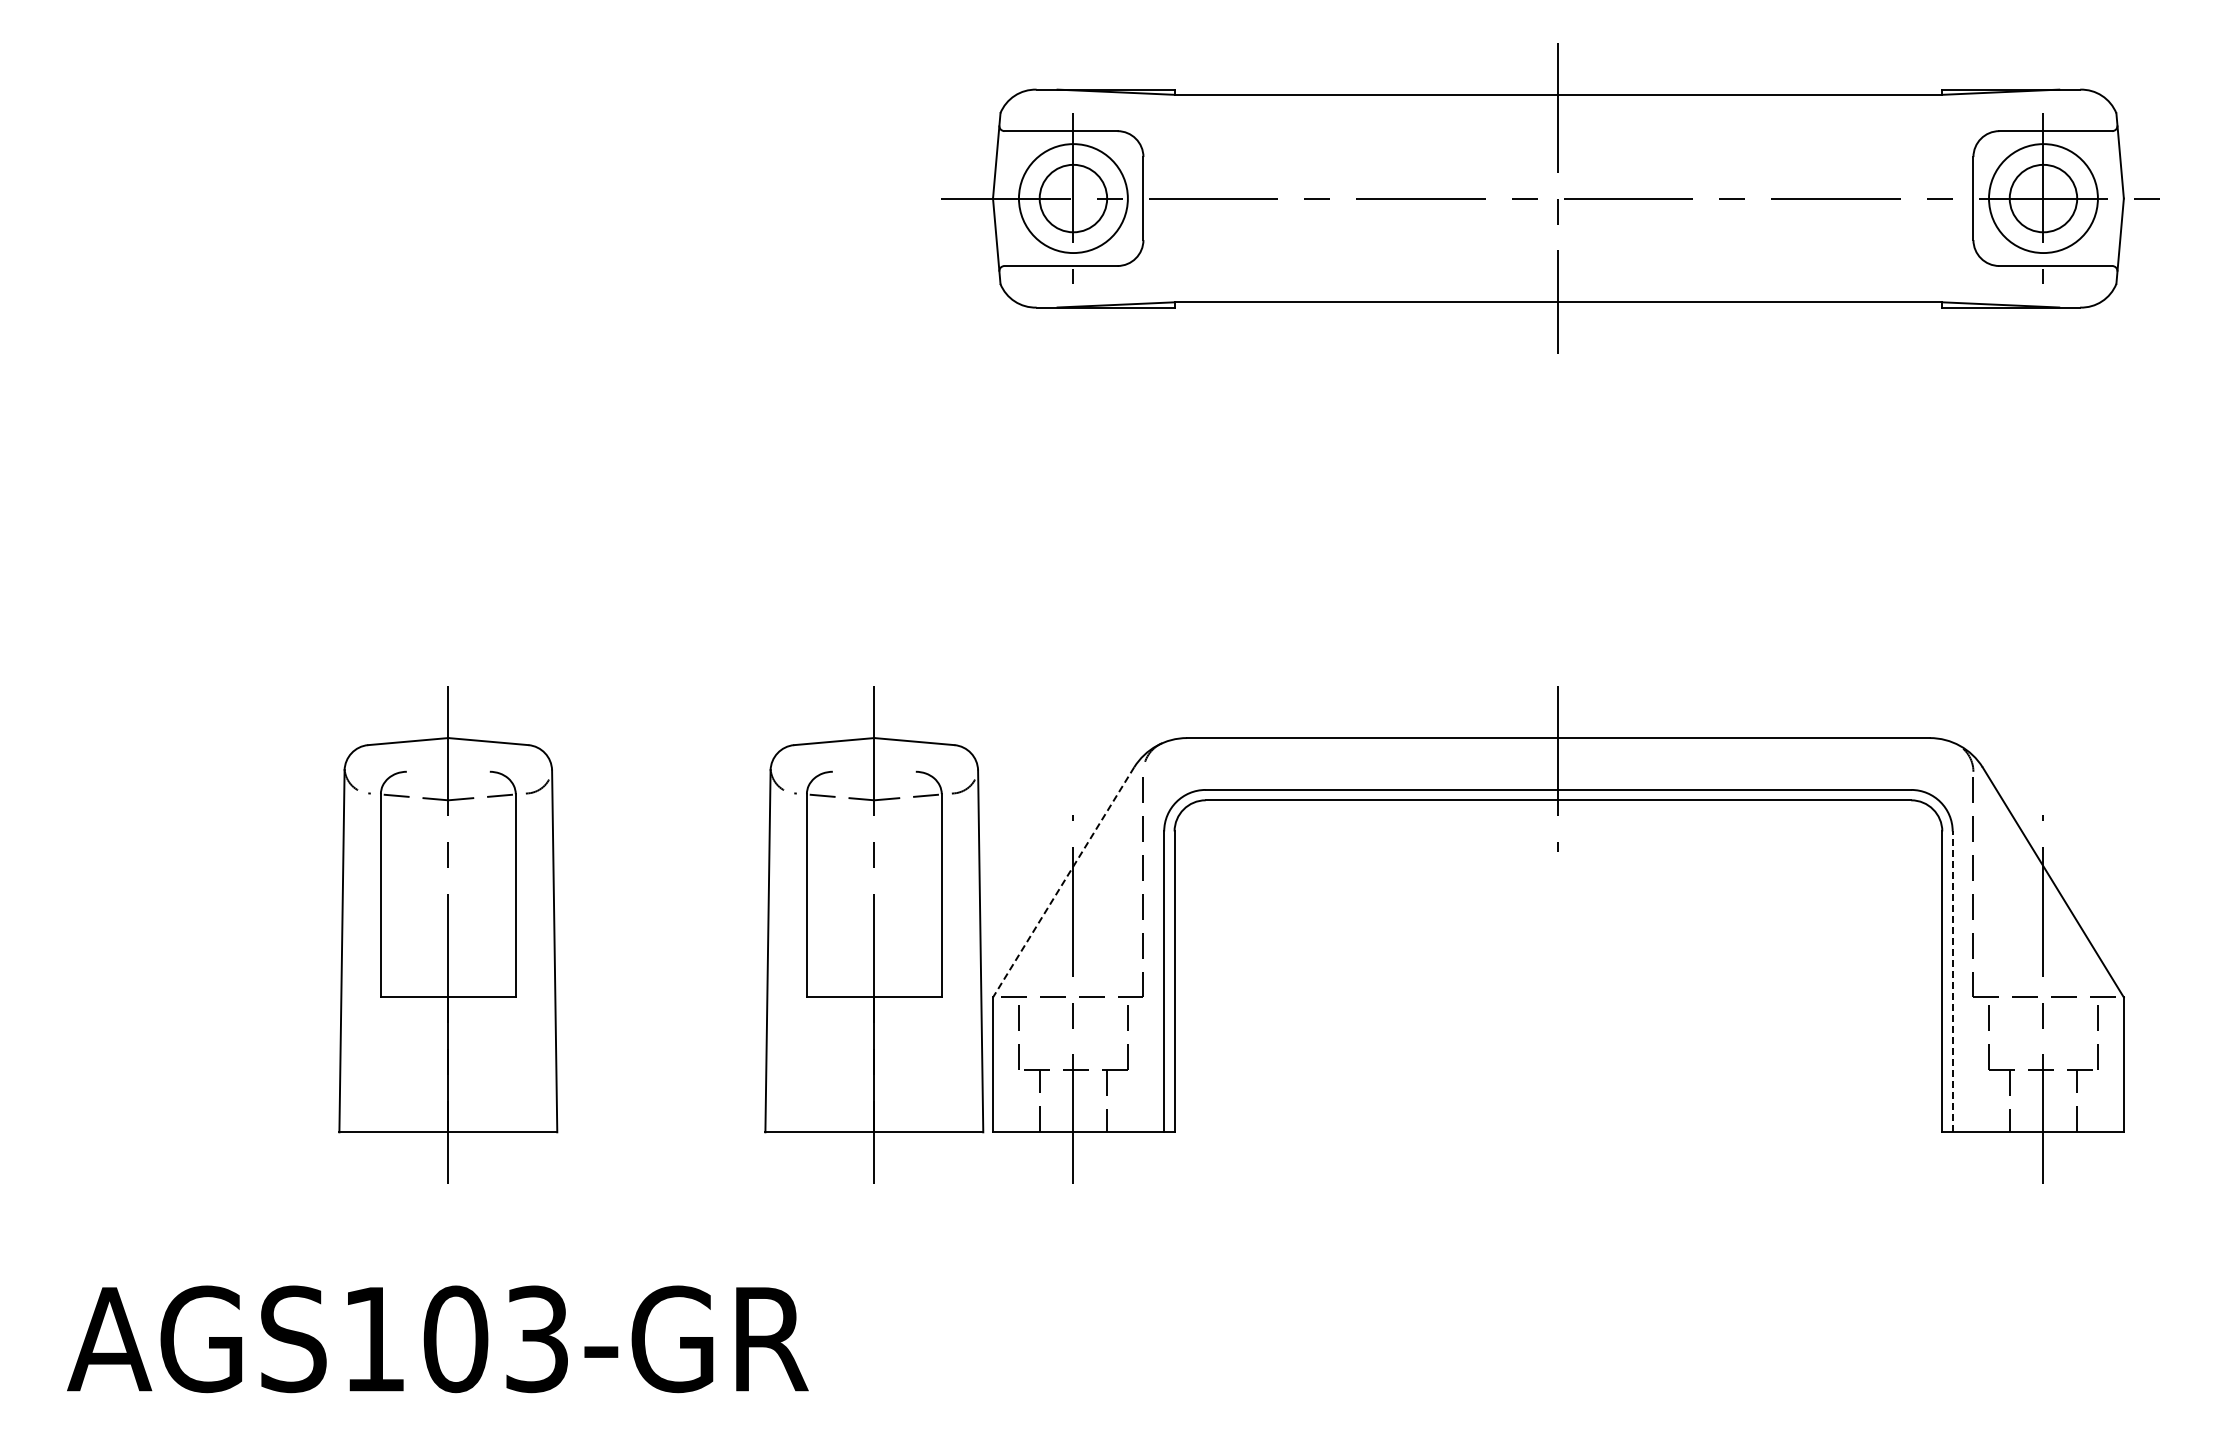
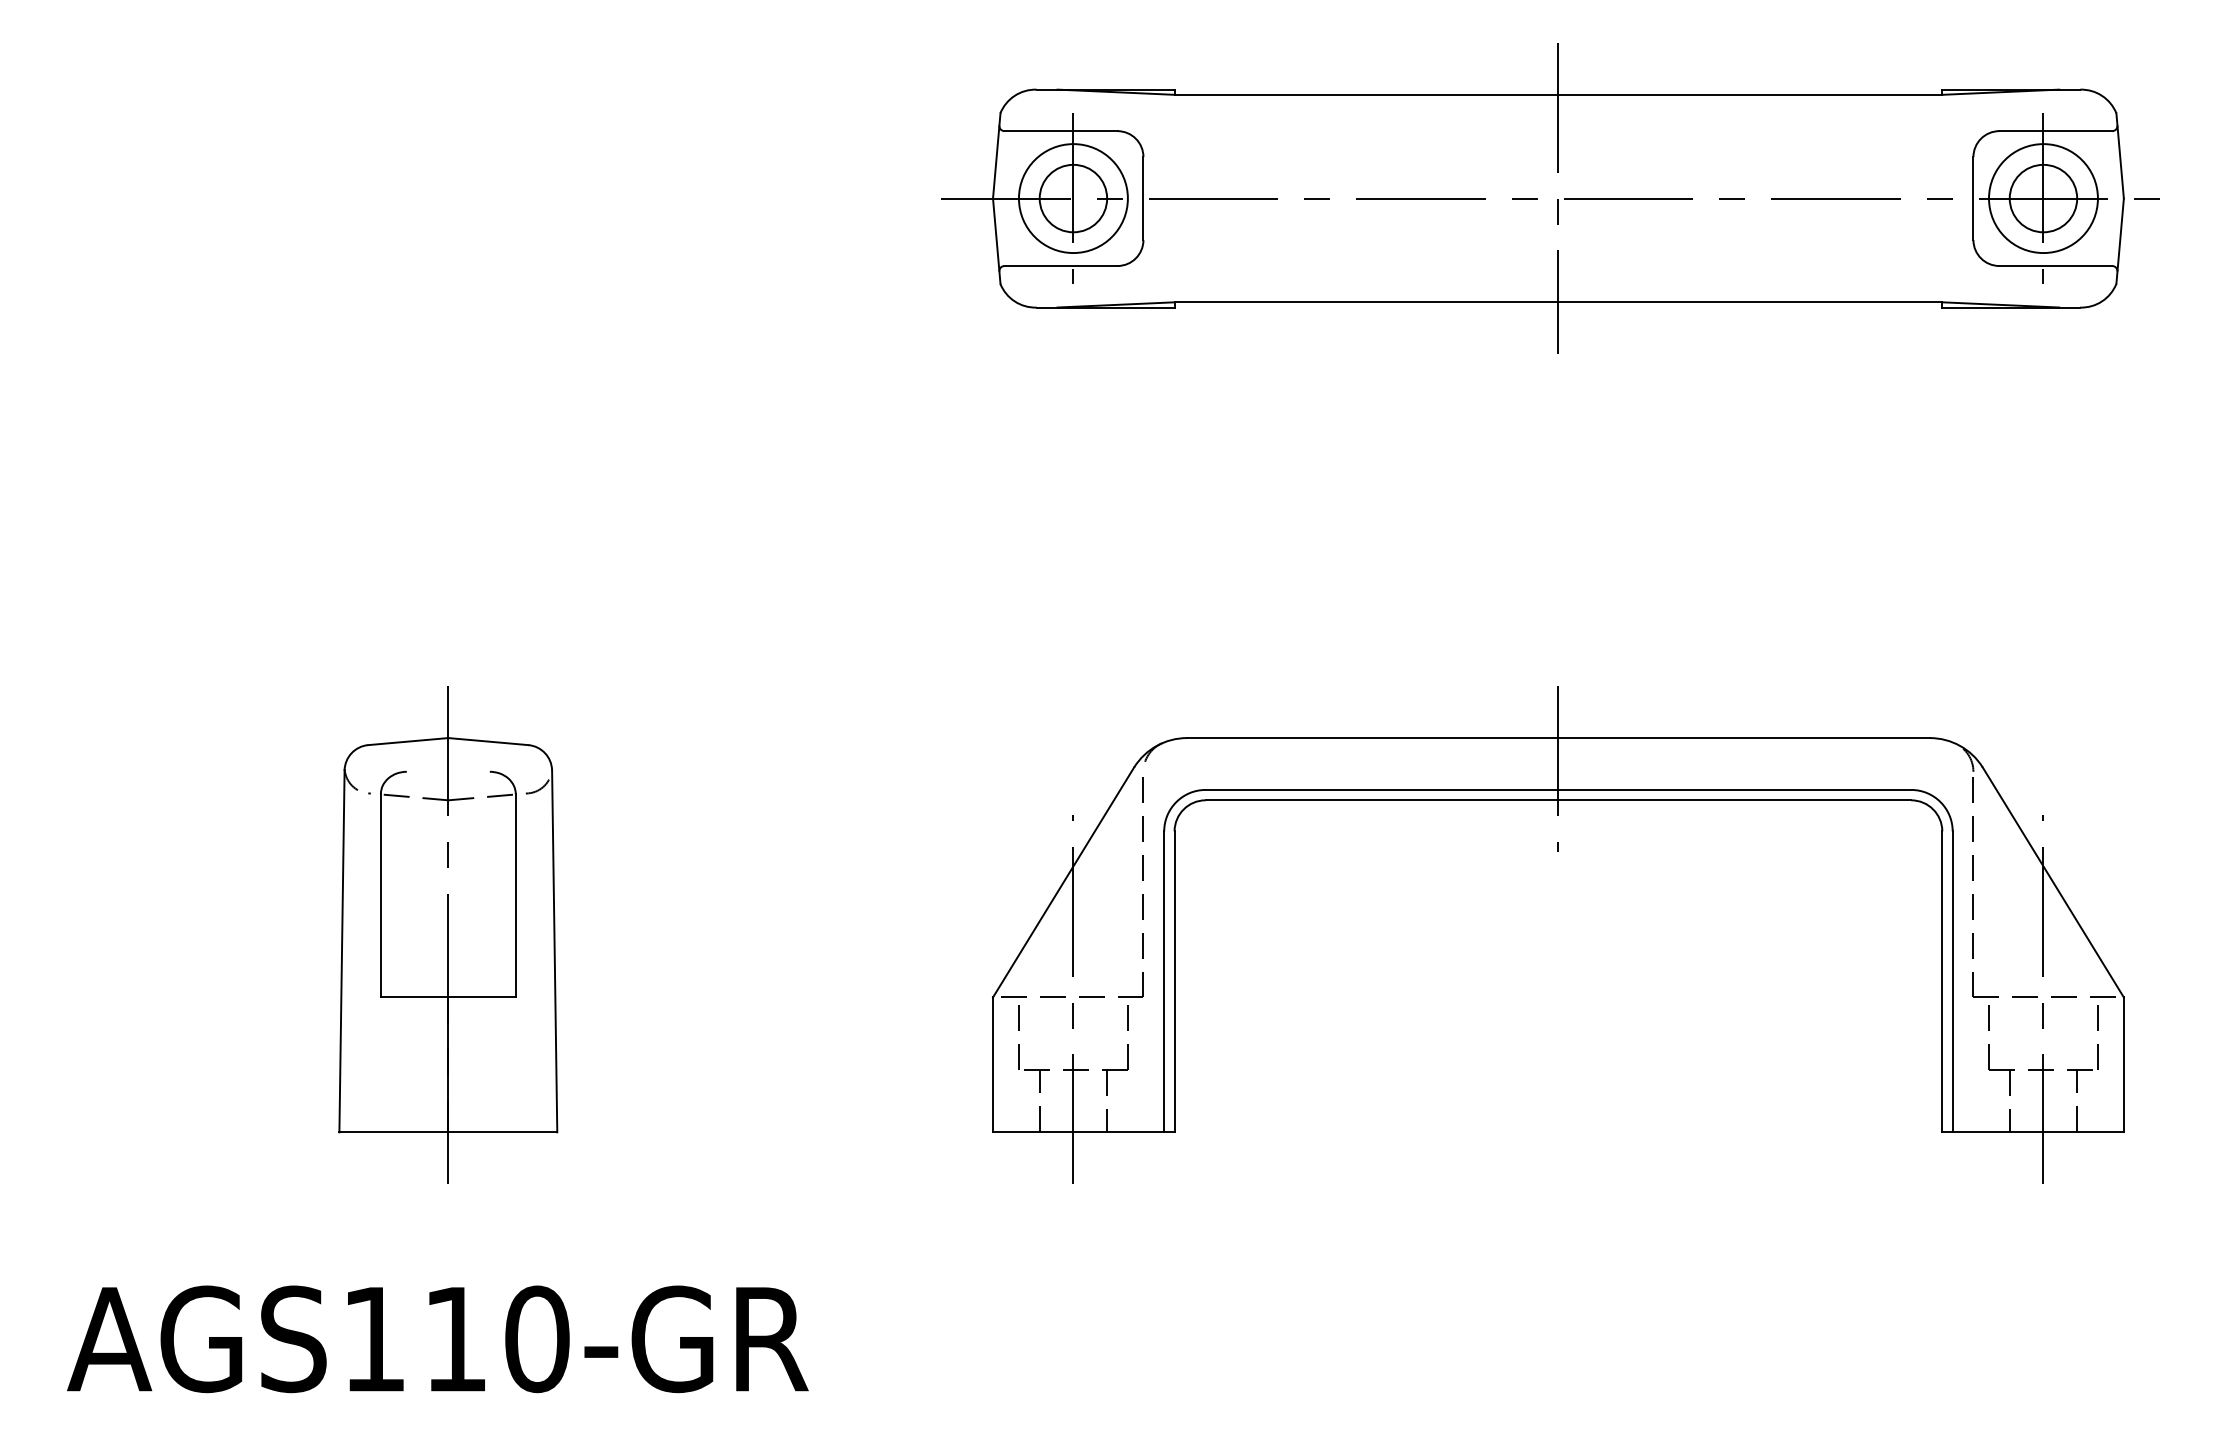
line: dashed -> solid (1063, 882)
part: present -> none (874, 934)
line: dashed -> solid (1952, 981)
text: AGS103-GR -> AGS110-GR (496, 1339)
